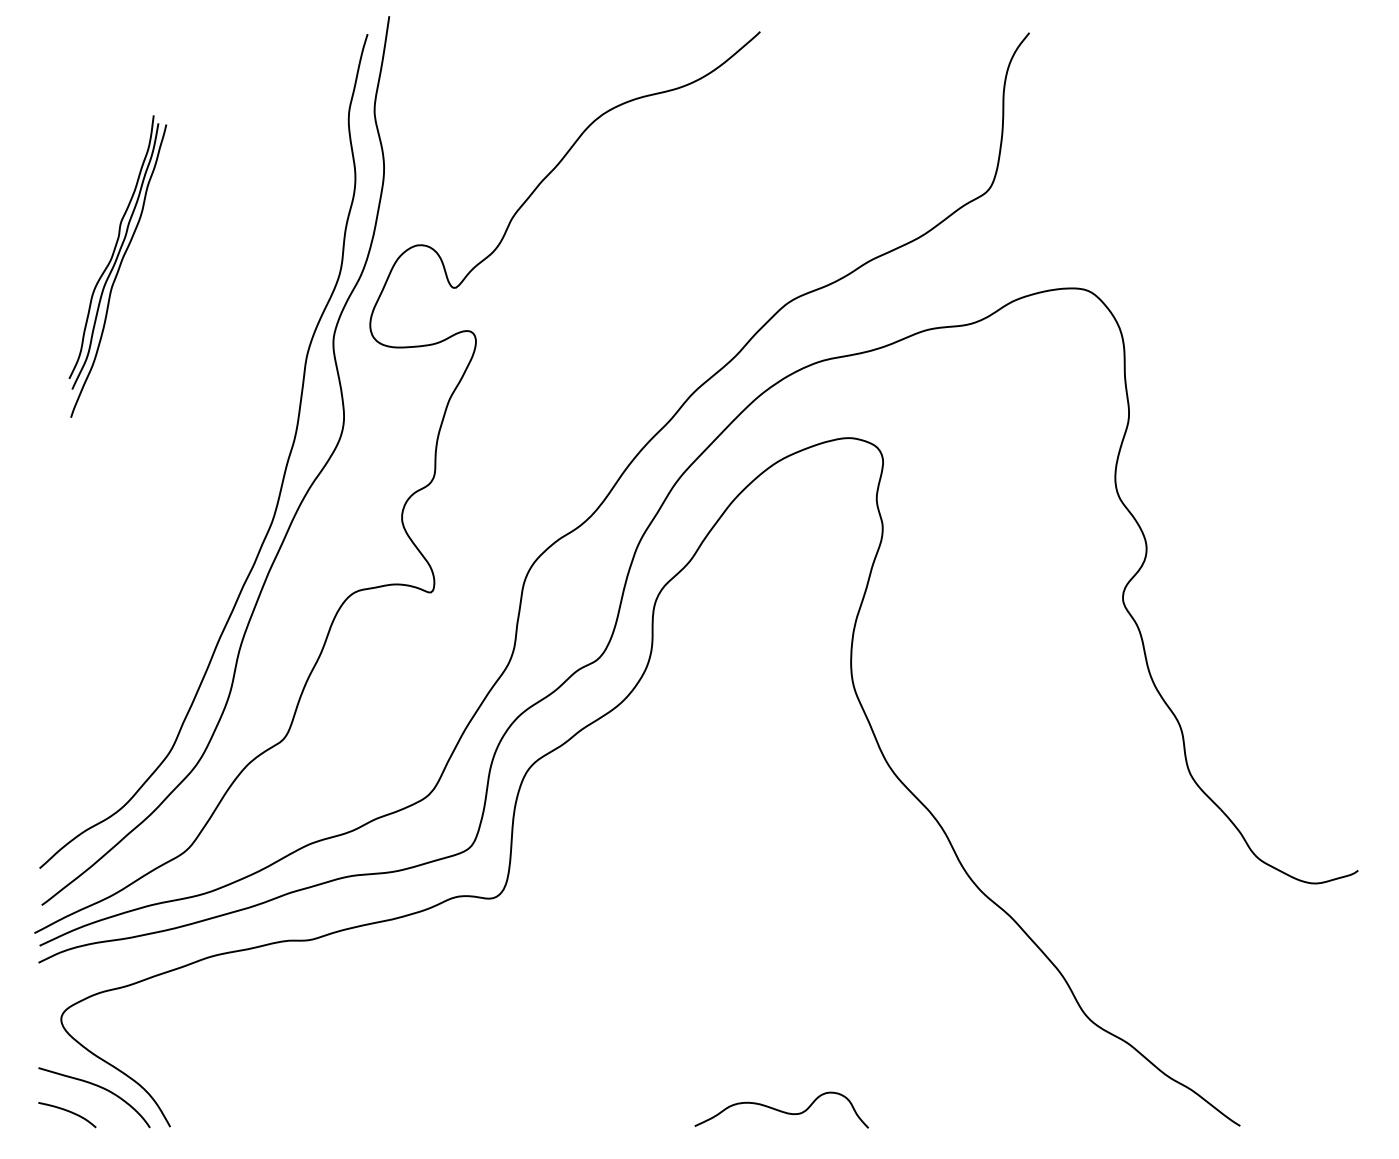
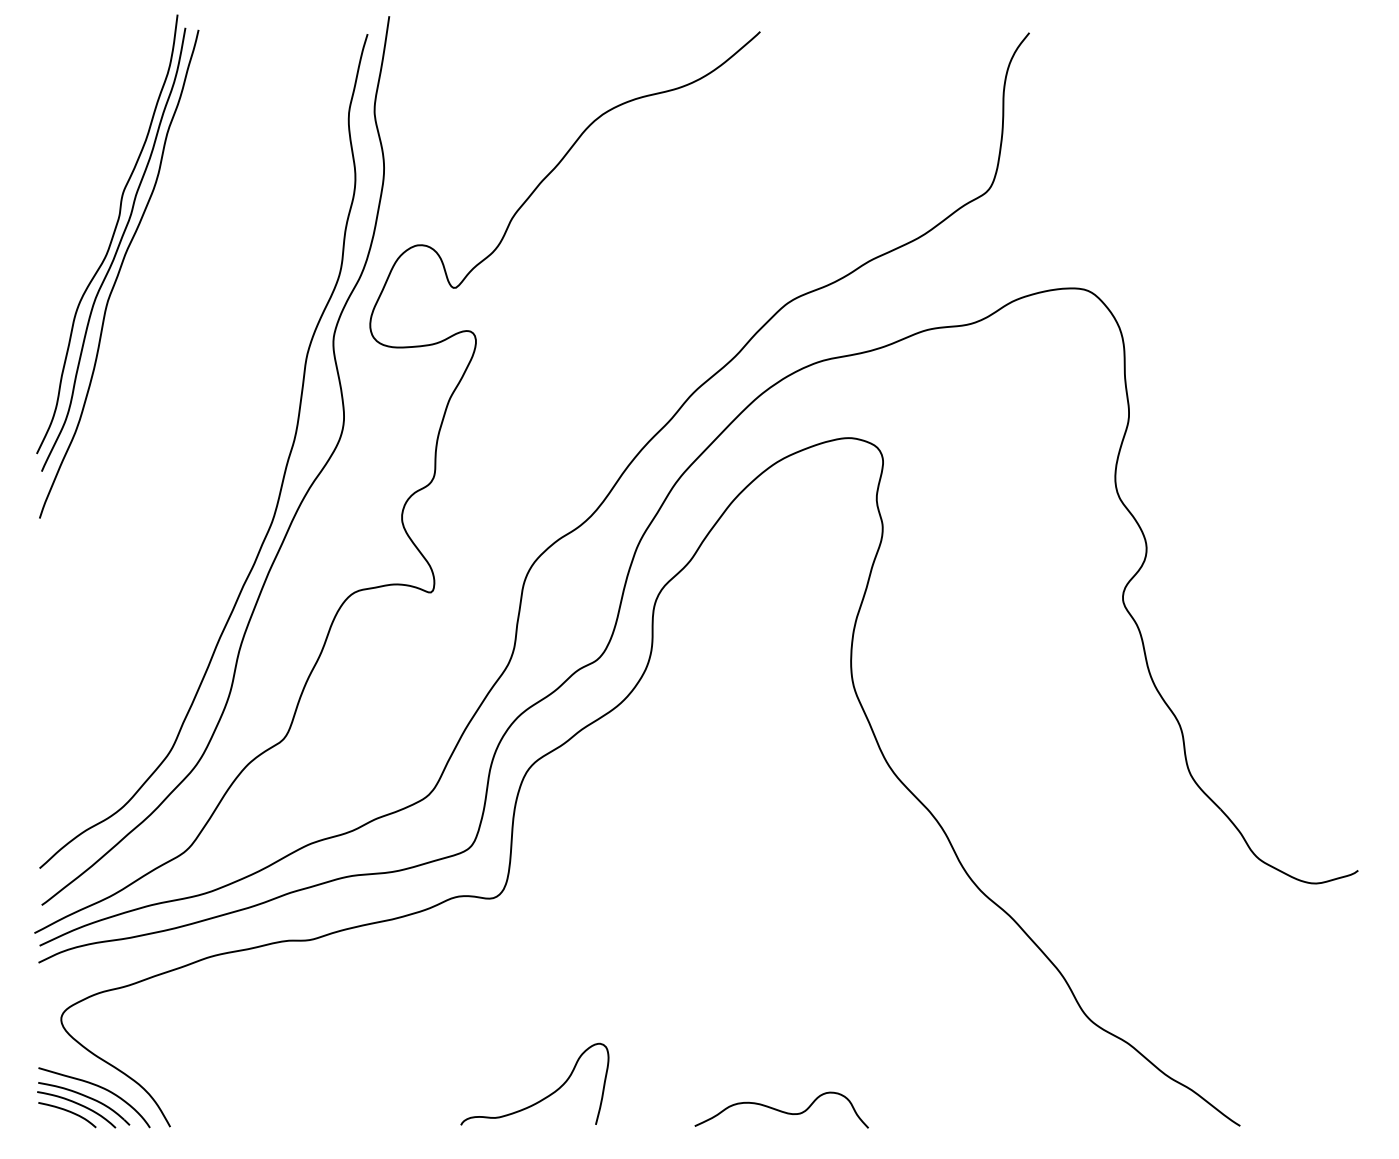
part size: 100x303 px -> 164x505 px (117, 266)
curve: none -> present (542, 1098)
part: none -> present (83, 1105)
